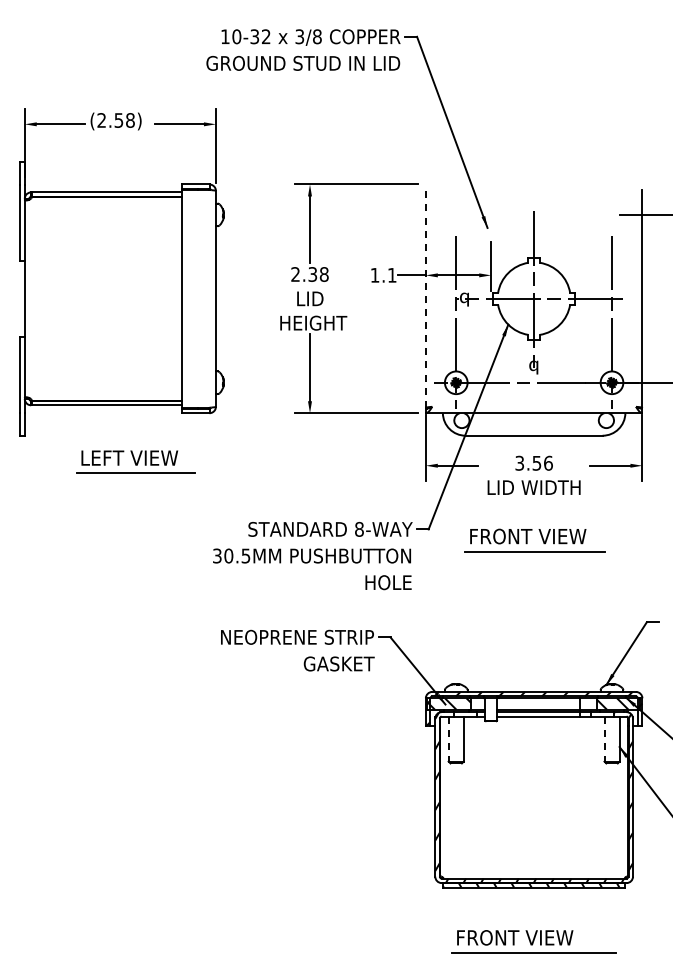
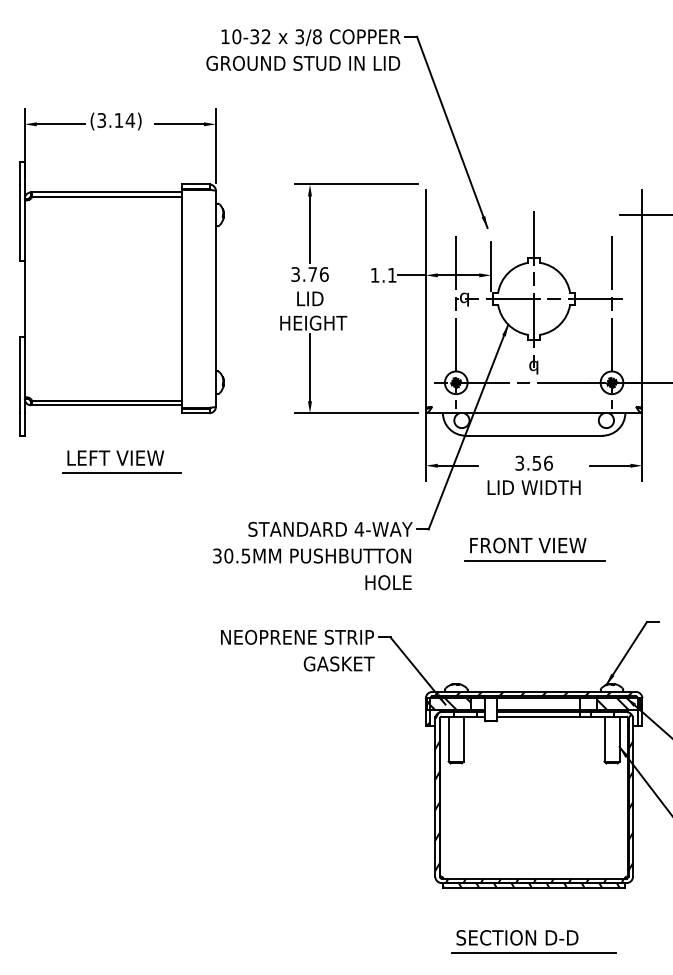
text: (2.58) -> (3.14) (116, 120)
text: 2.38 -> 3.76 (309, 274)
line: dashed -> solid (425, 298)
part position: (135, 461) -> (121, 461) (121, 461)
text: 8-WAY -> 4-WAY (359, 528)
part position: (527, 540) -> (527, 549) (527, 549)
line: dashed -> solid (448, 739)
line: dashed -> solid (604, 739)
text: FRONT VIEW -> SECTION D-D (517, 937)
